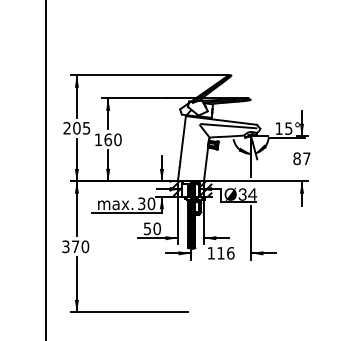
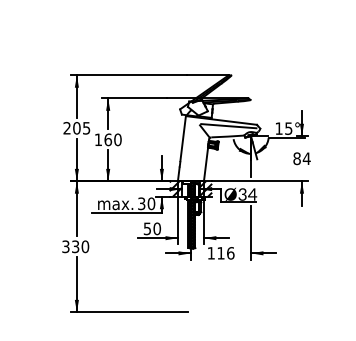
text: 87 -> 84 (306, 158)
line: present -> none (45, 169)
text: 370 -> 330 (75, 246)
